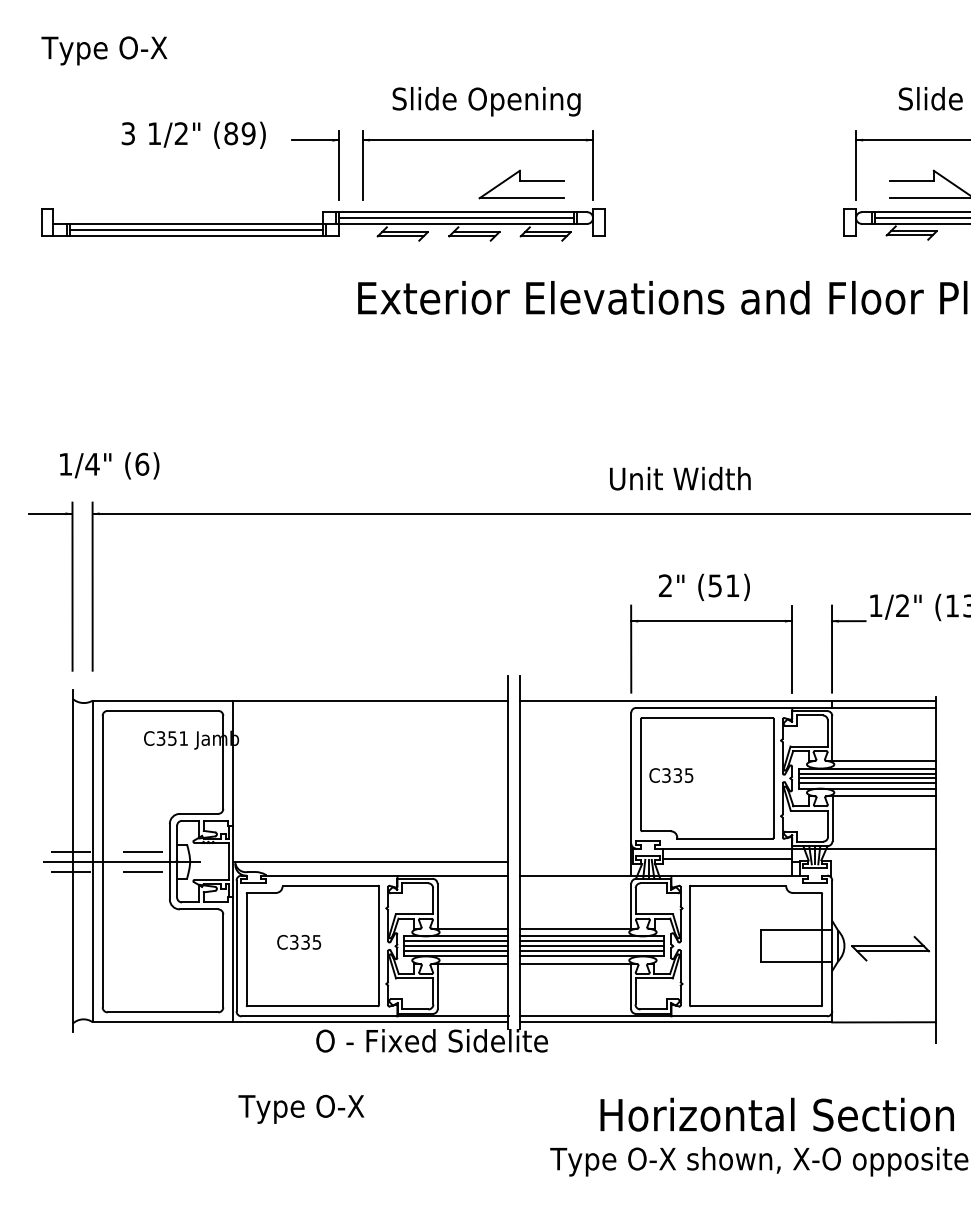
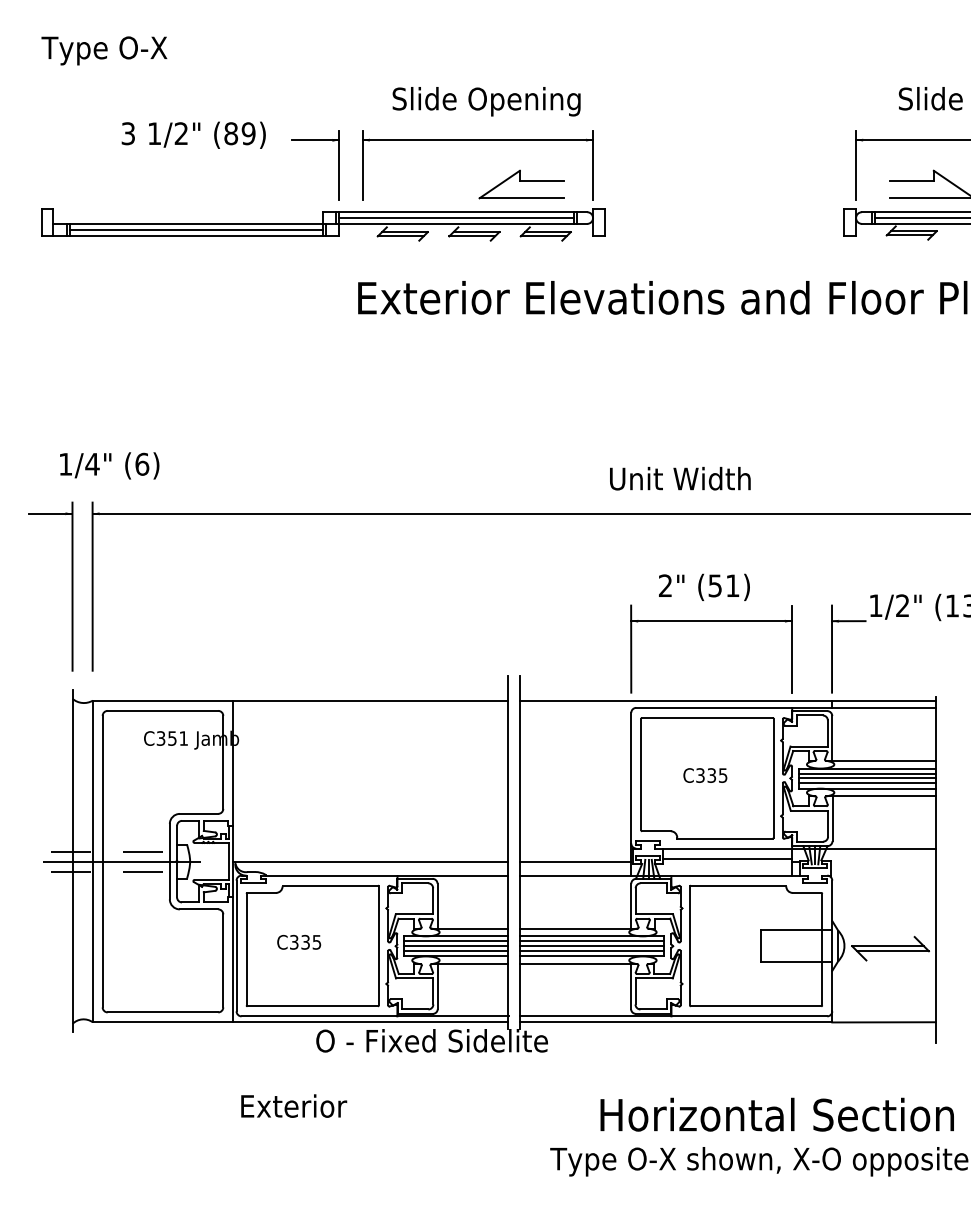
text position: (671, 775) -> (705, 775) (705, 775)
line: none -> present (575, 861)
text: Type O-X -> Exterior (301, 1108)
